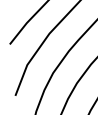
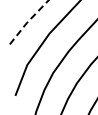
line: solid -> dashed (28, 21)
